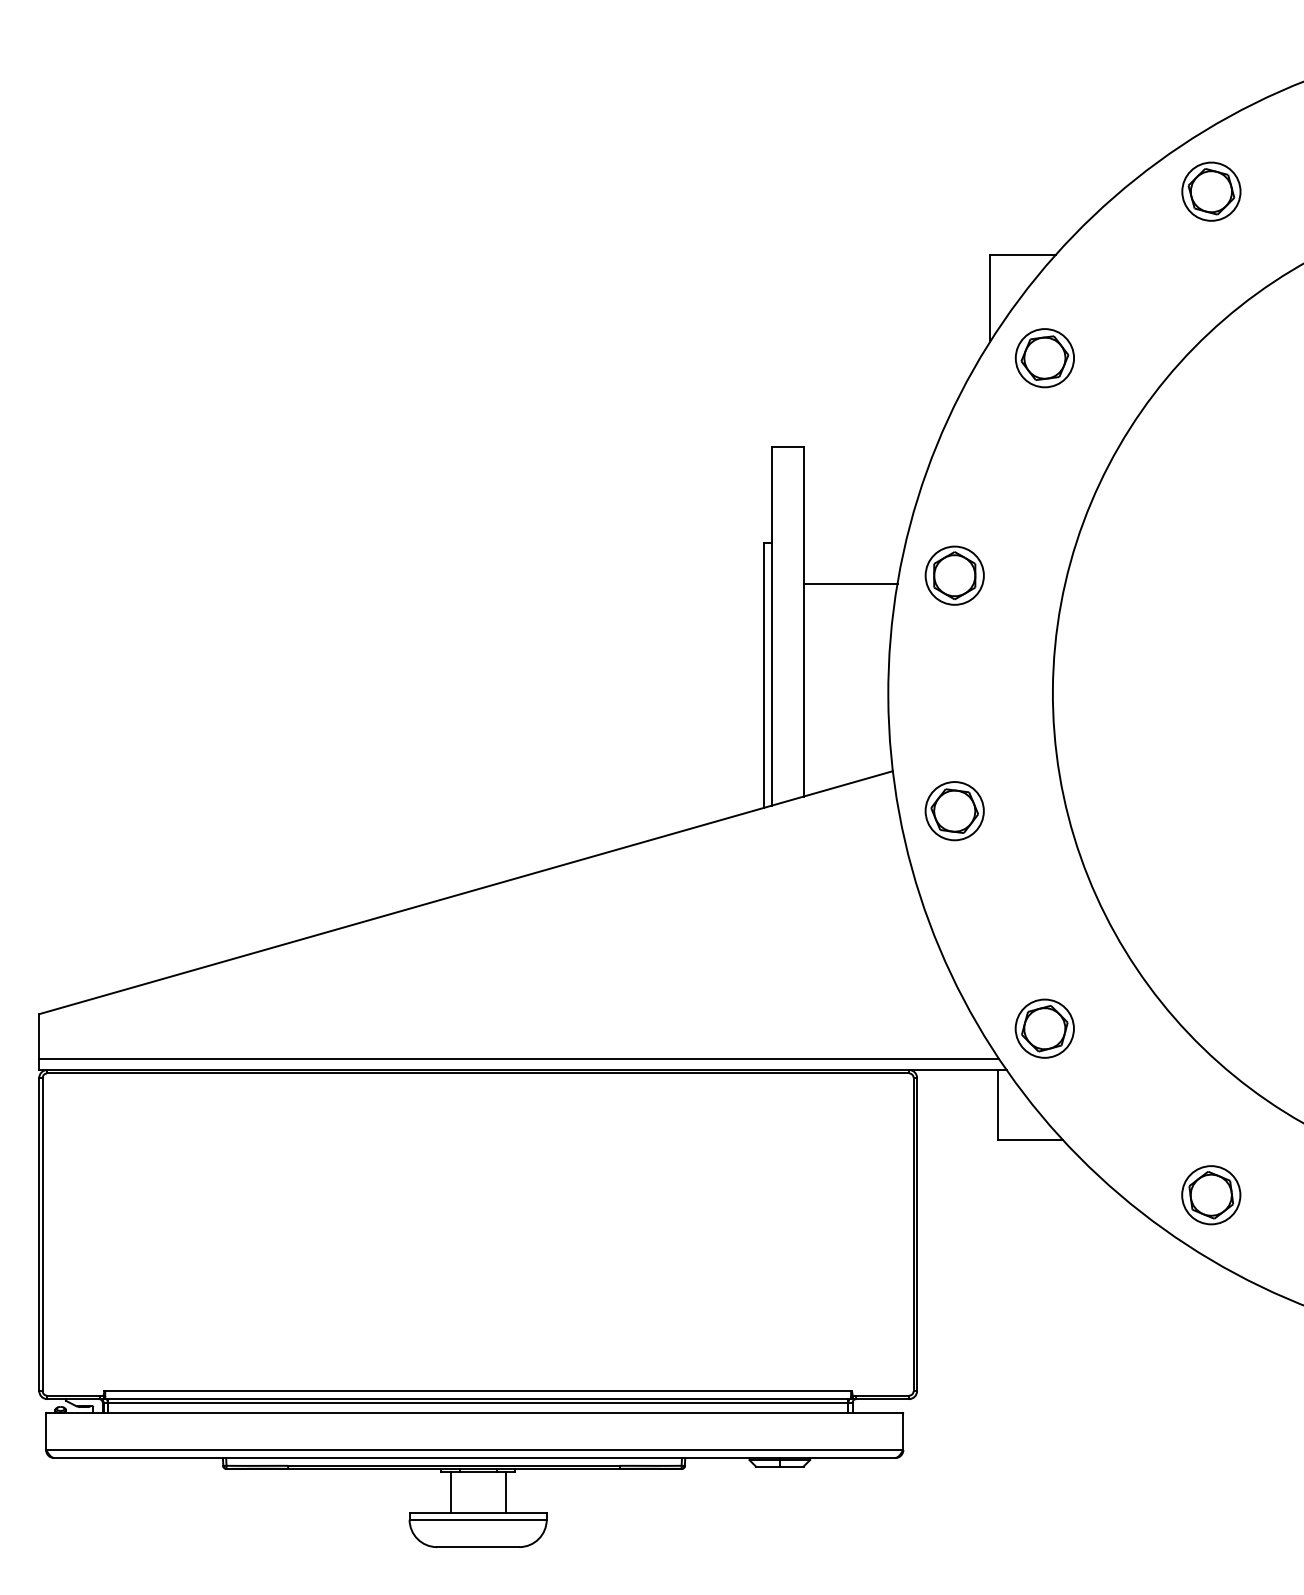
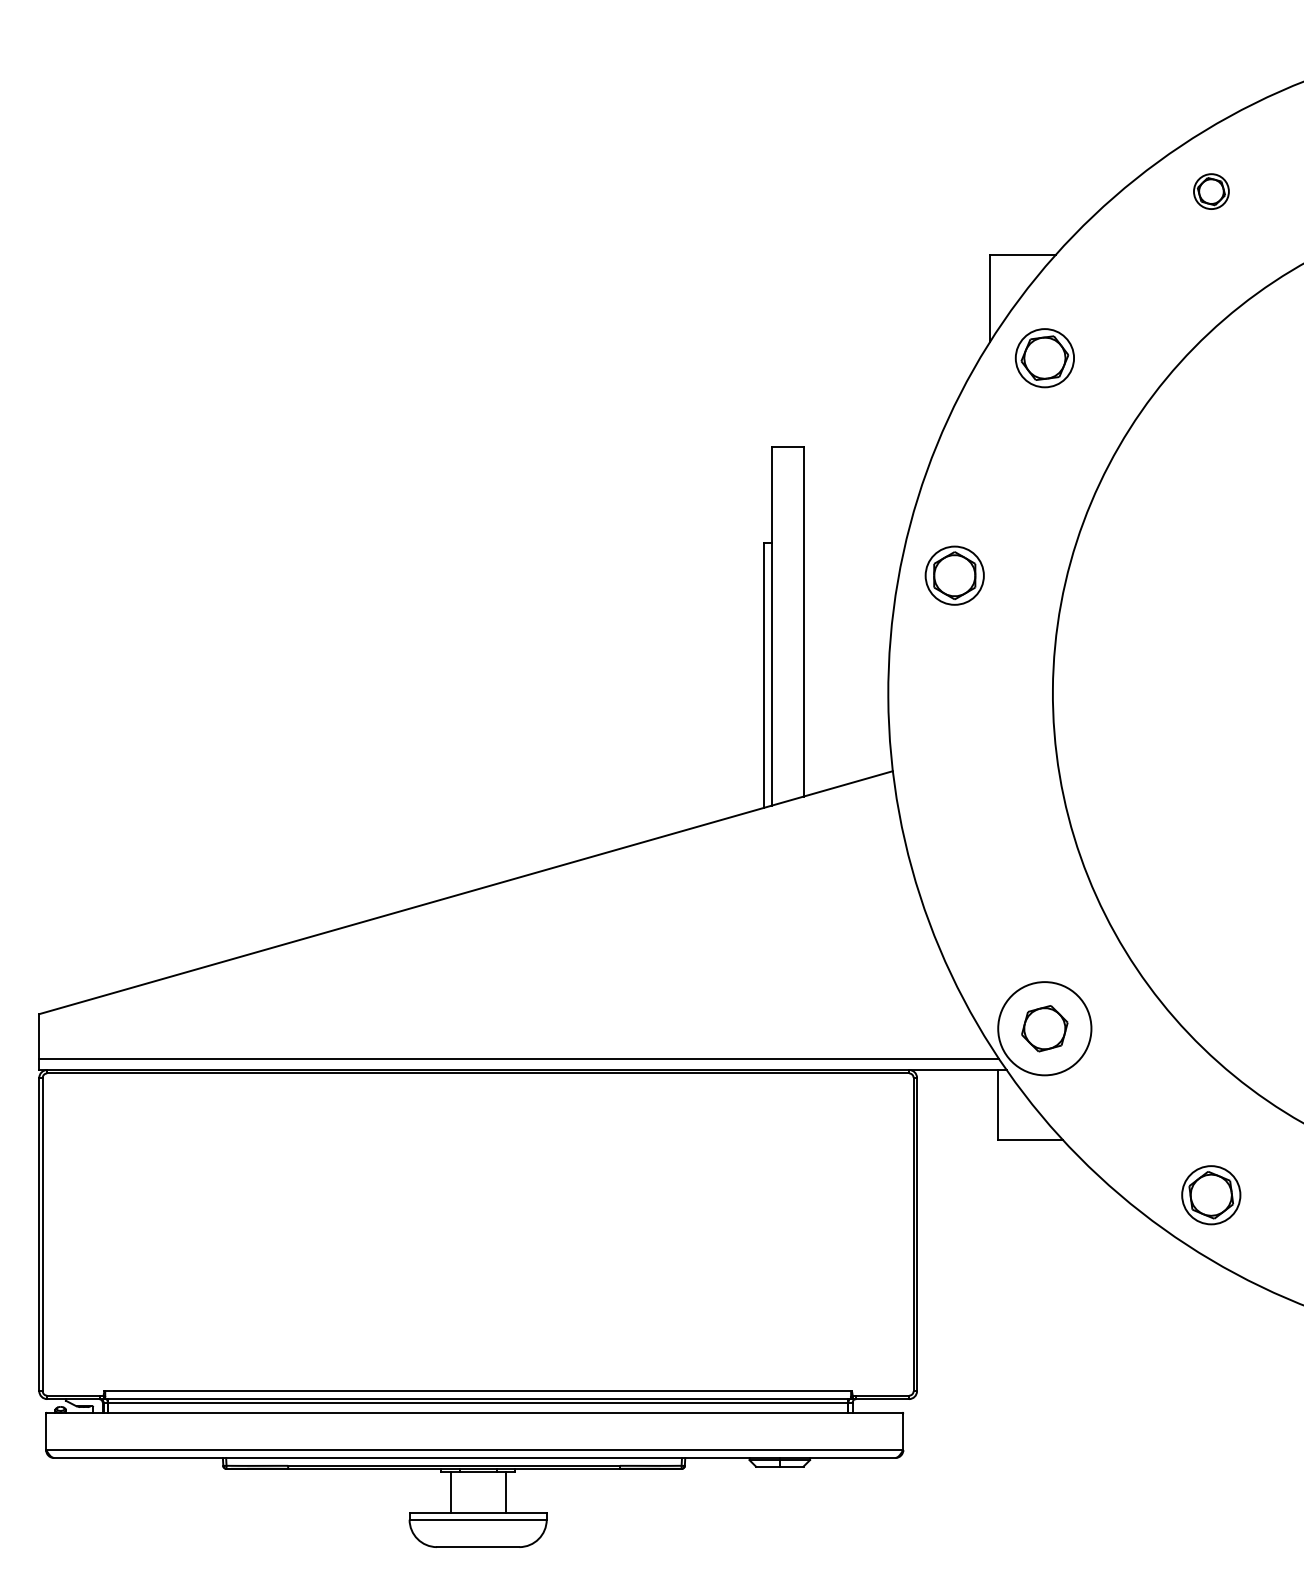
part size: 61x61 px -> 37x37 px (1211, 191)
line: present -> none (850, 583)
part: present -> none (954, 811)
circle diameter: 58 px -> 93 px (1044, 1028)
